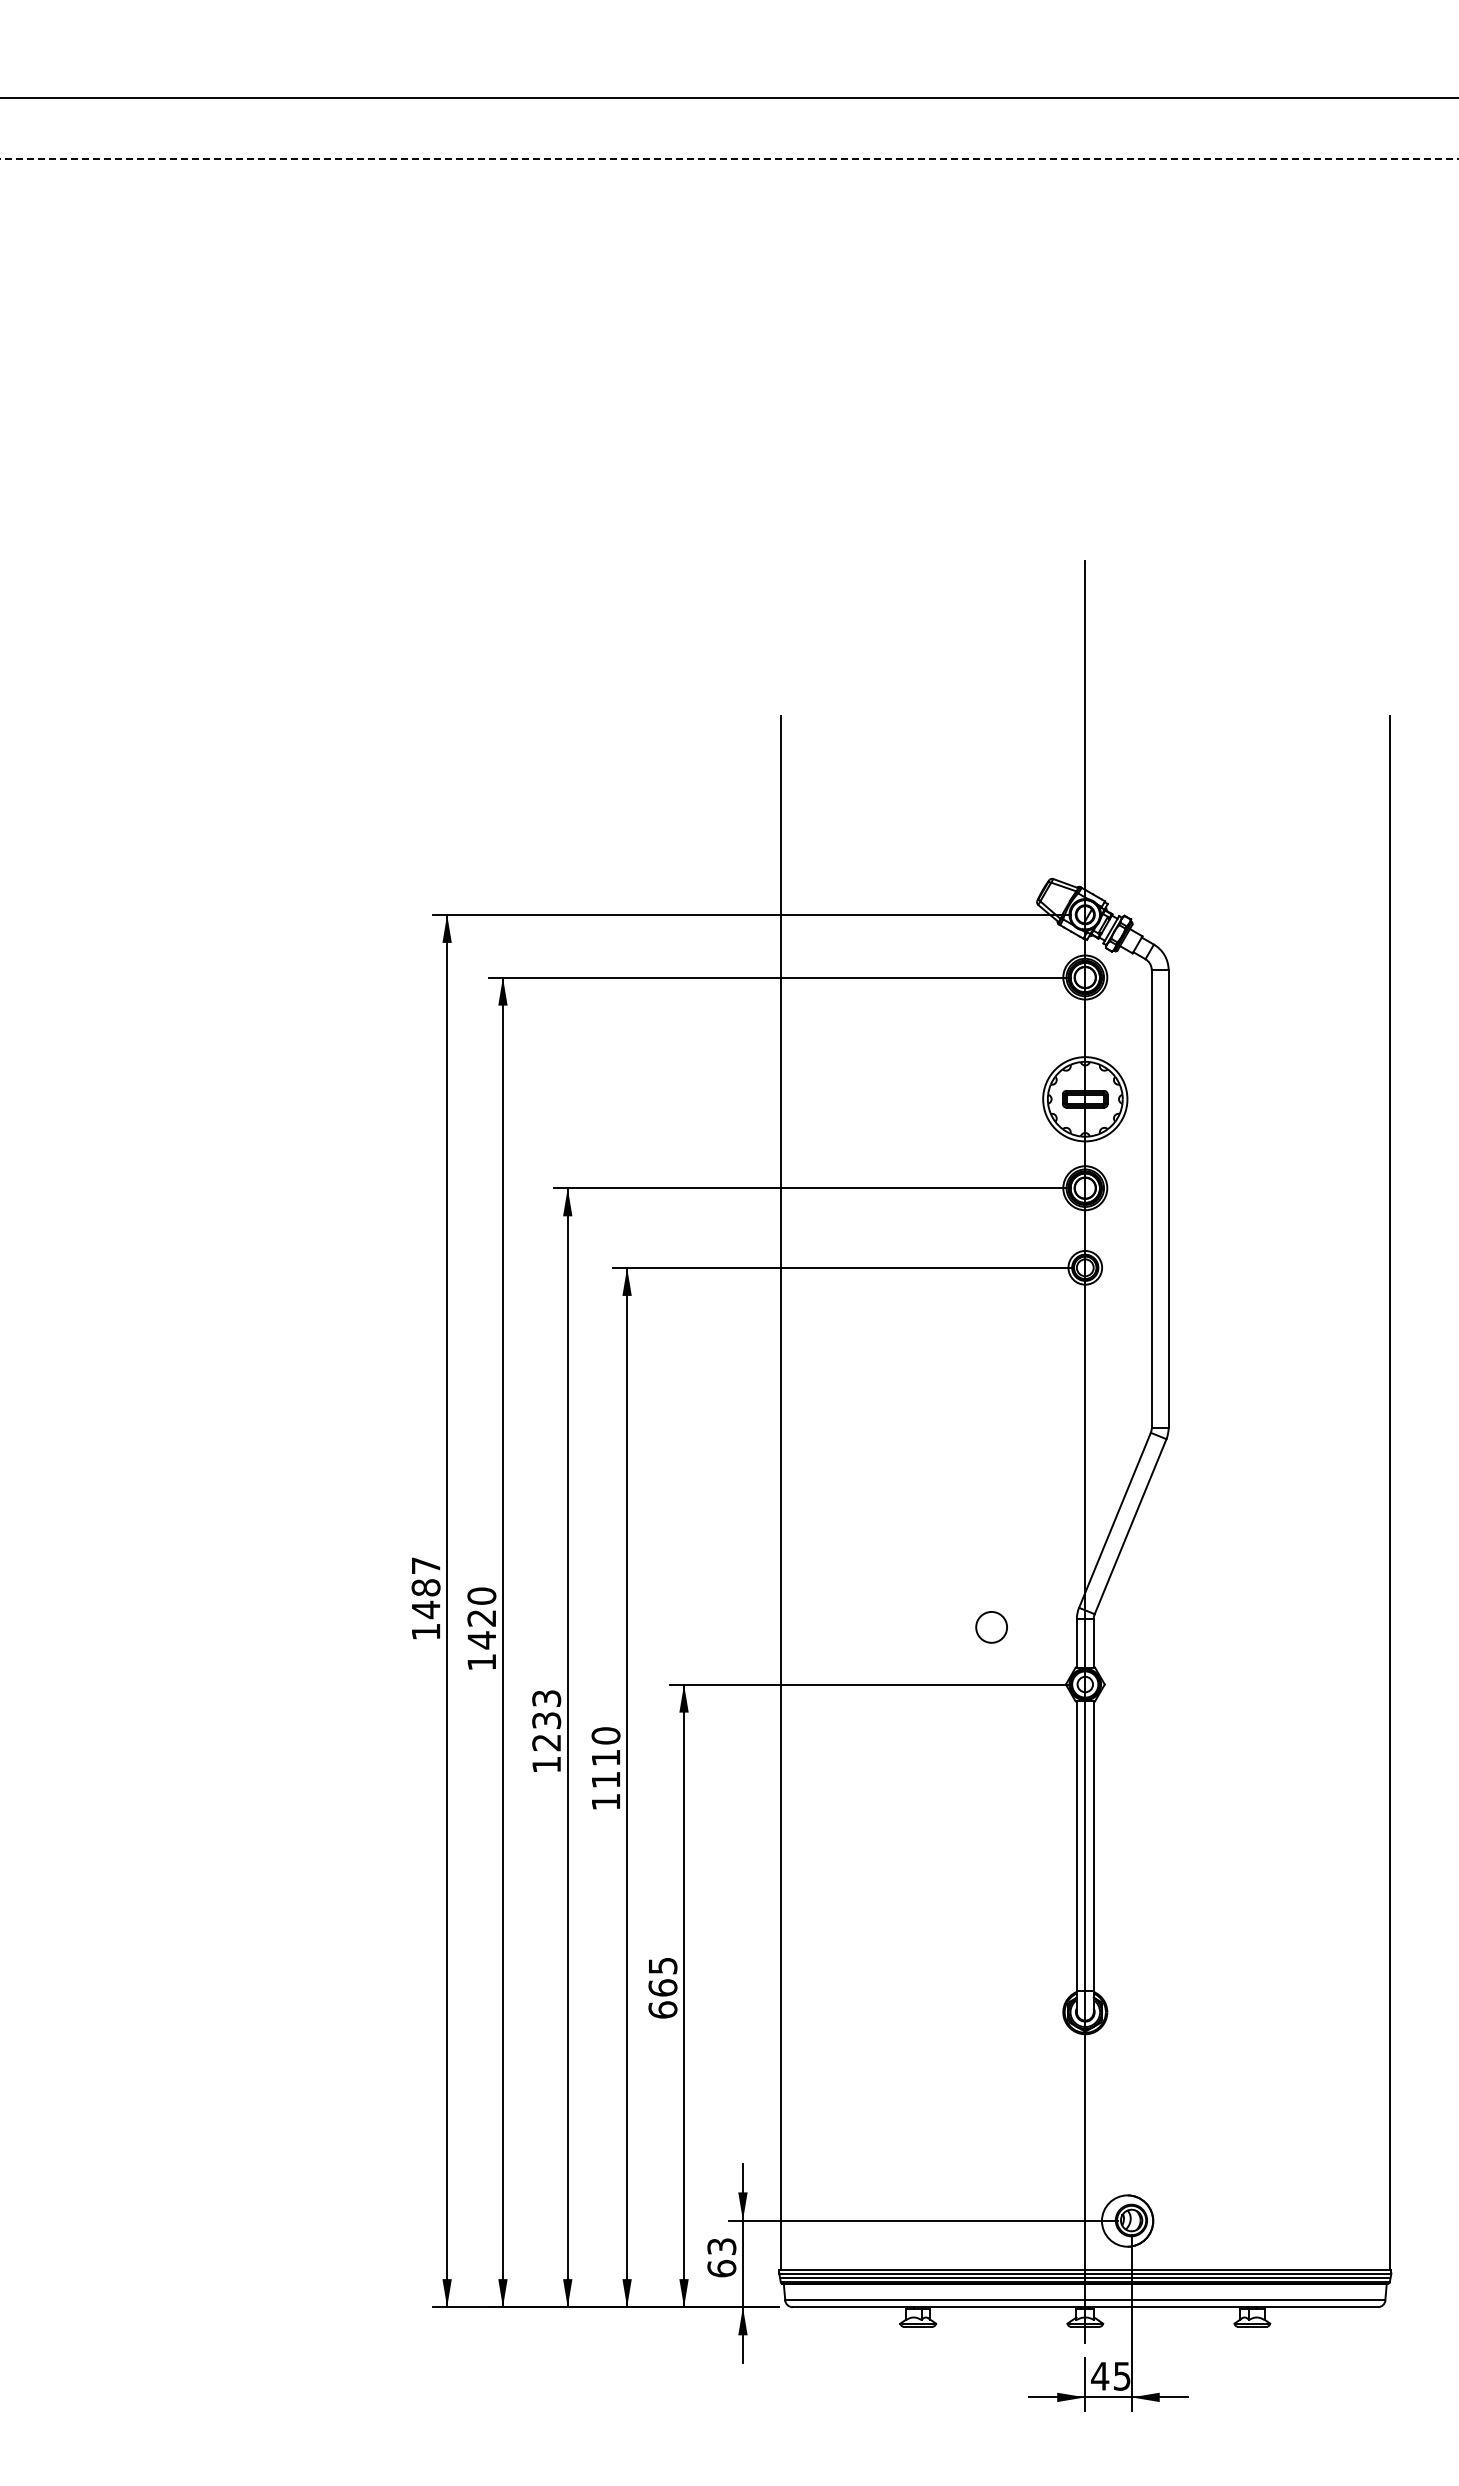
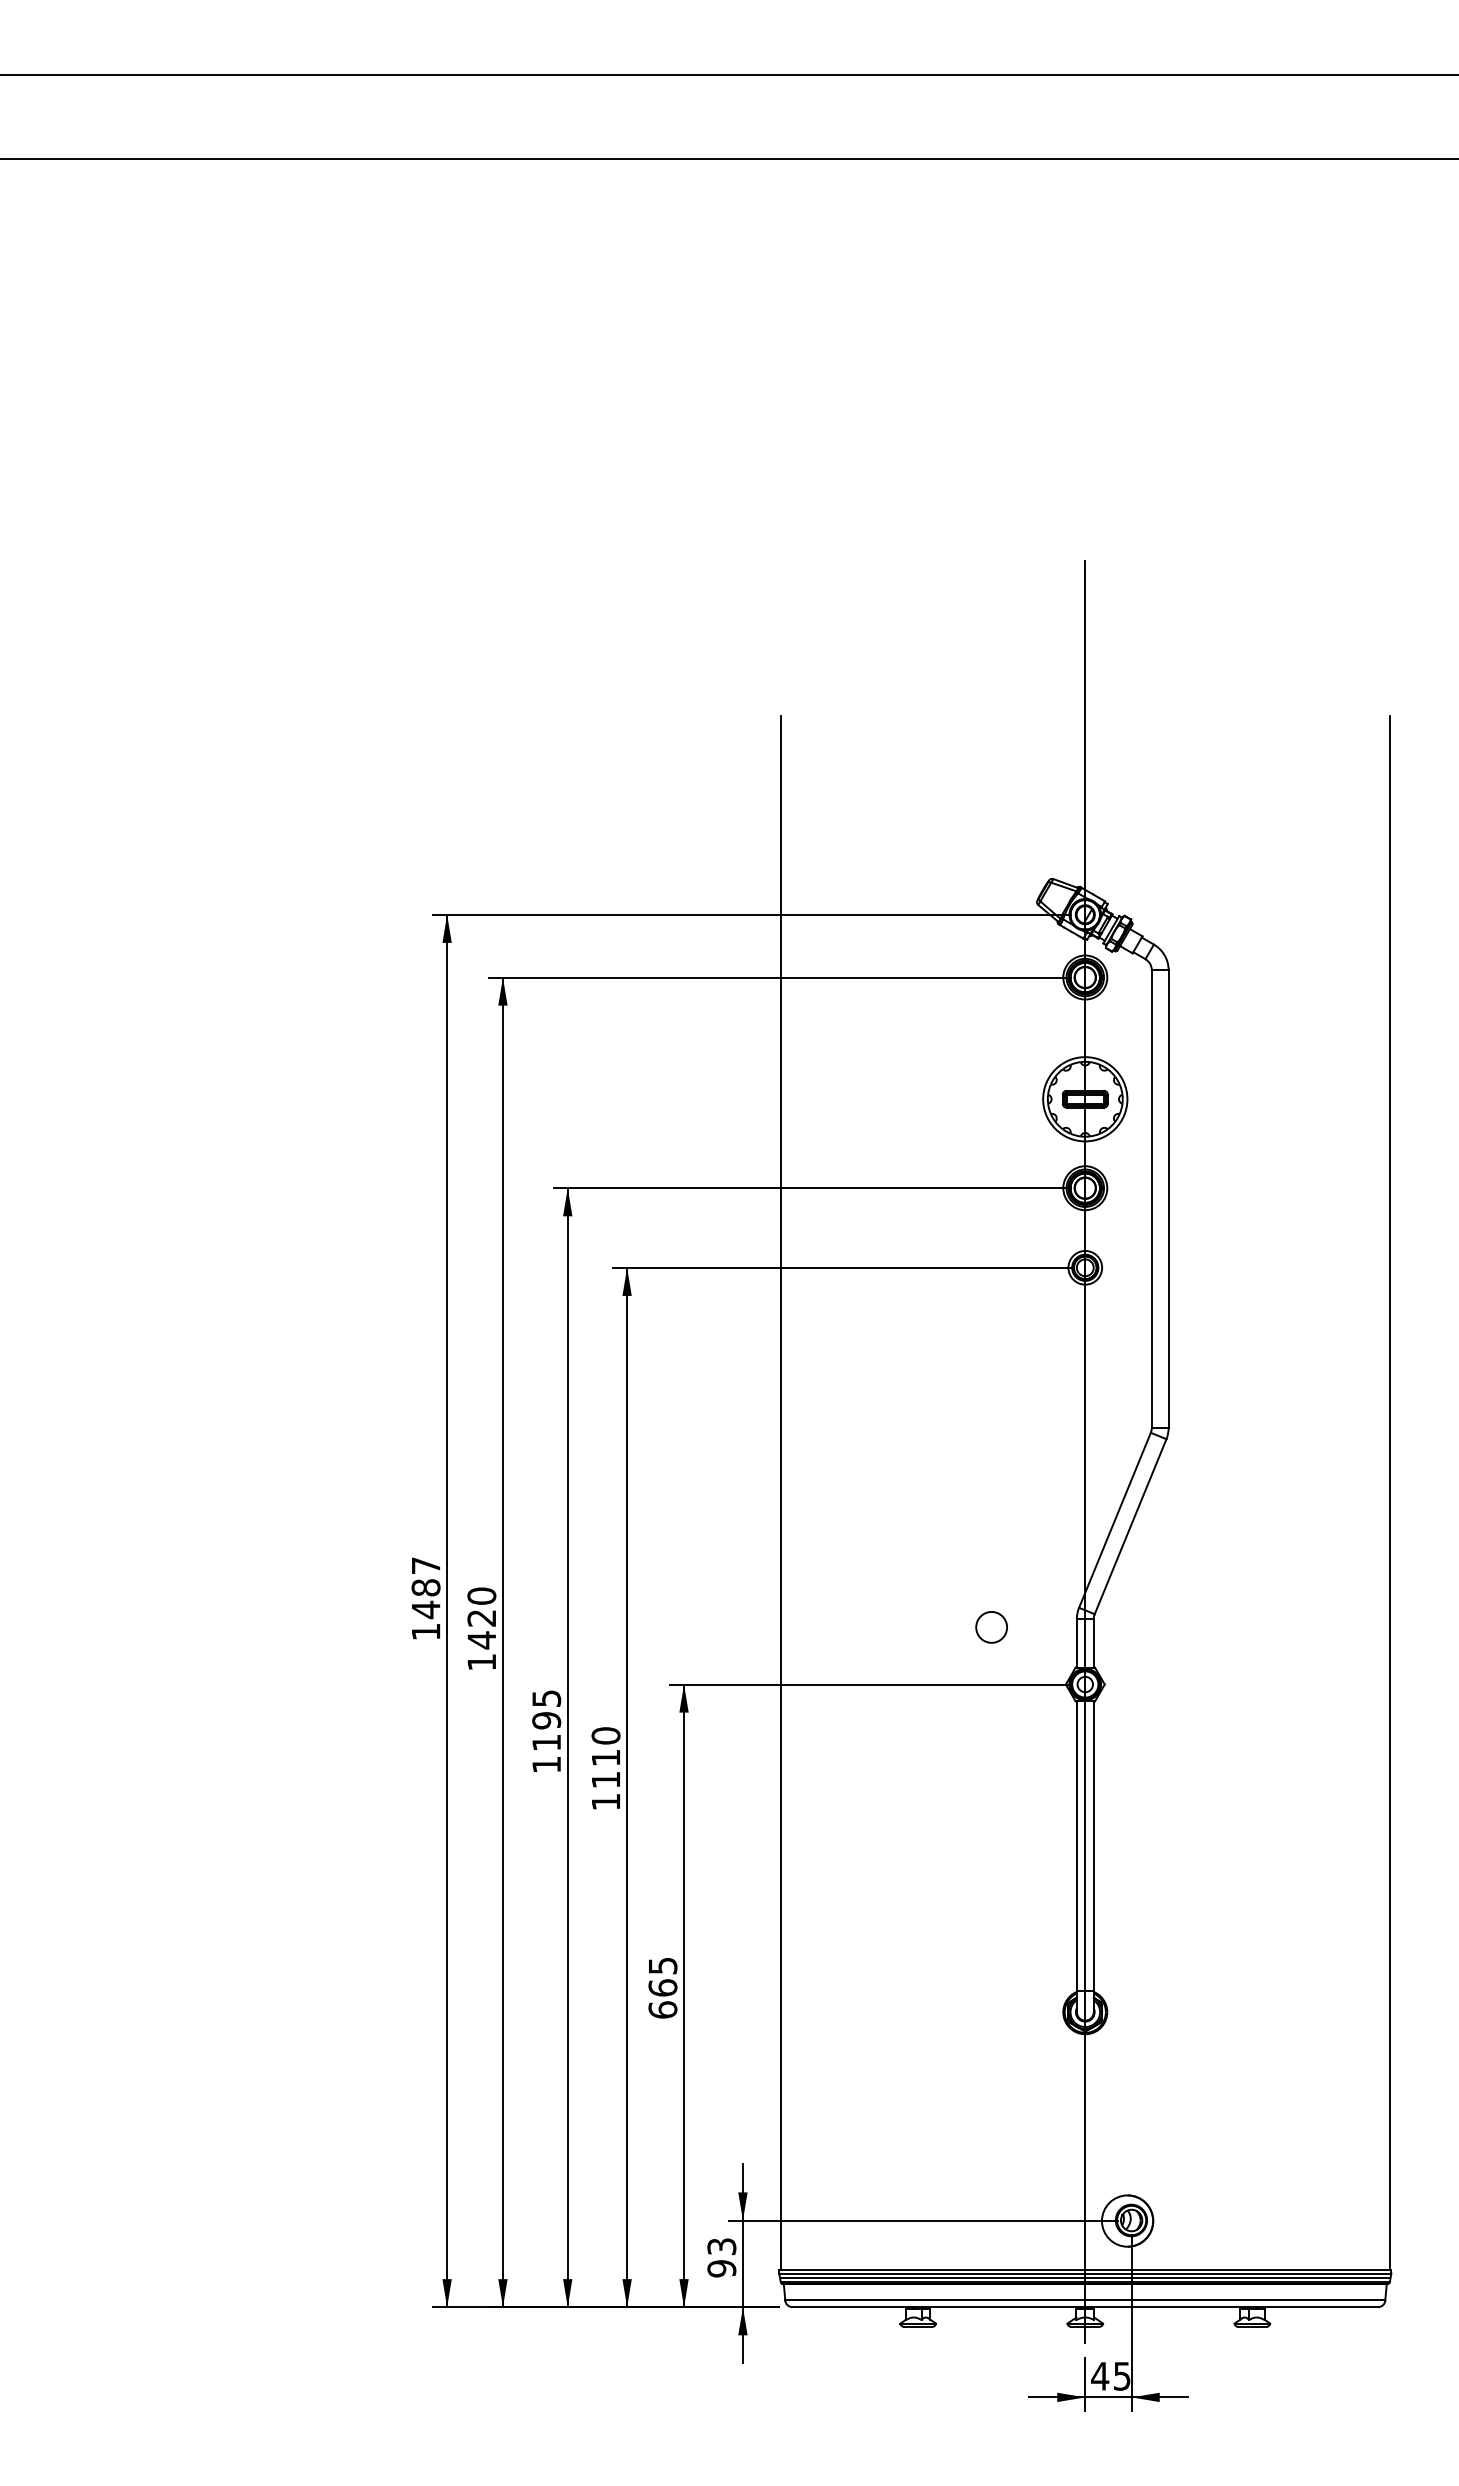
line position: (728, 97) -> (728, 74) (728, 74)
line: dashed -> solid (729, 158)
text: 1233 -> 1195 (546, 1720)
text: 63 -> 93 (721, 2268)
